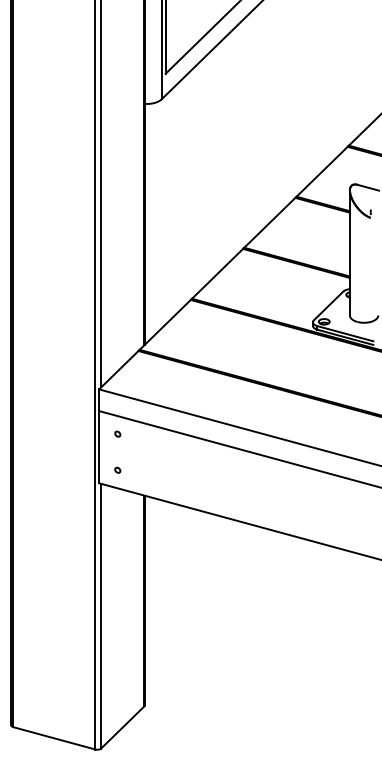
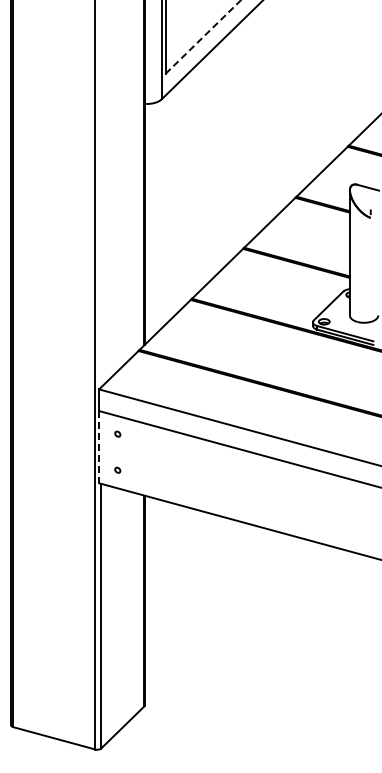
line: solid -> dashed (203, 36)
line: present -> none (101, 194)
line: solid -> dashed (99, 447)
